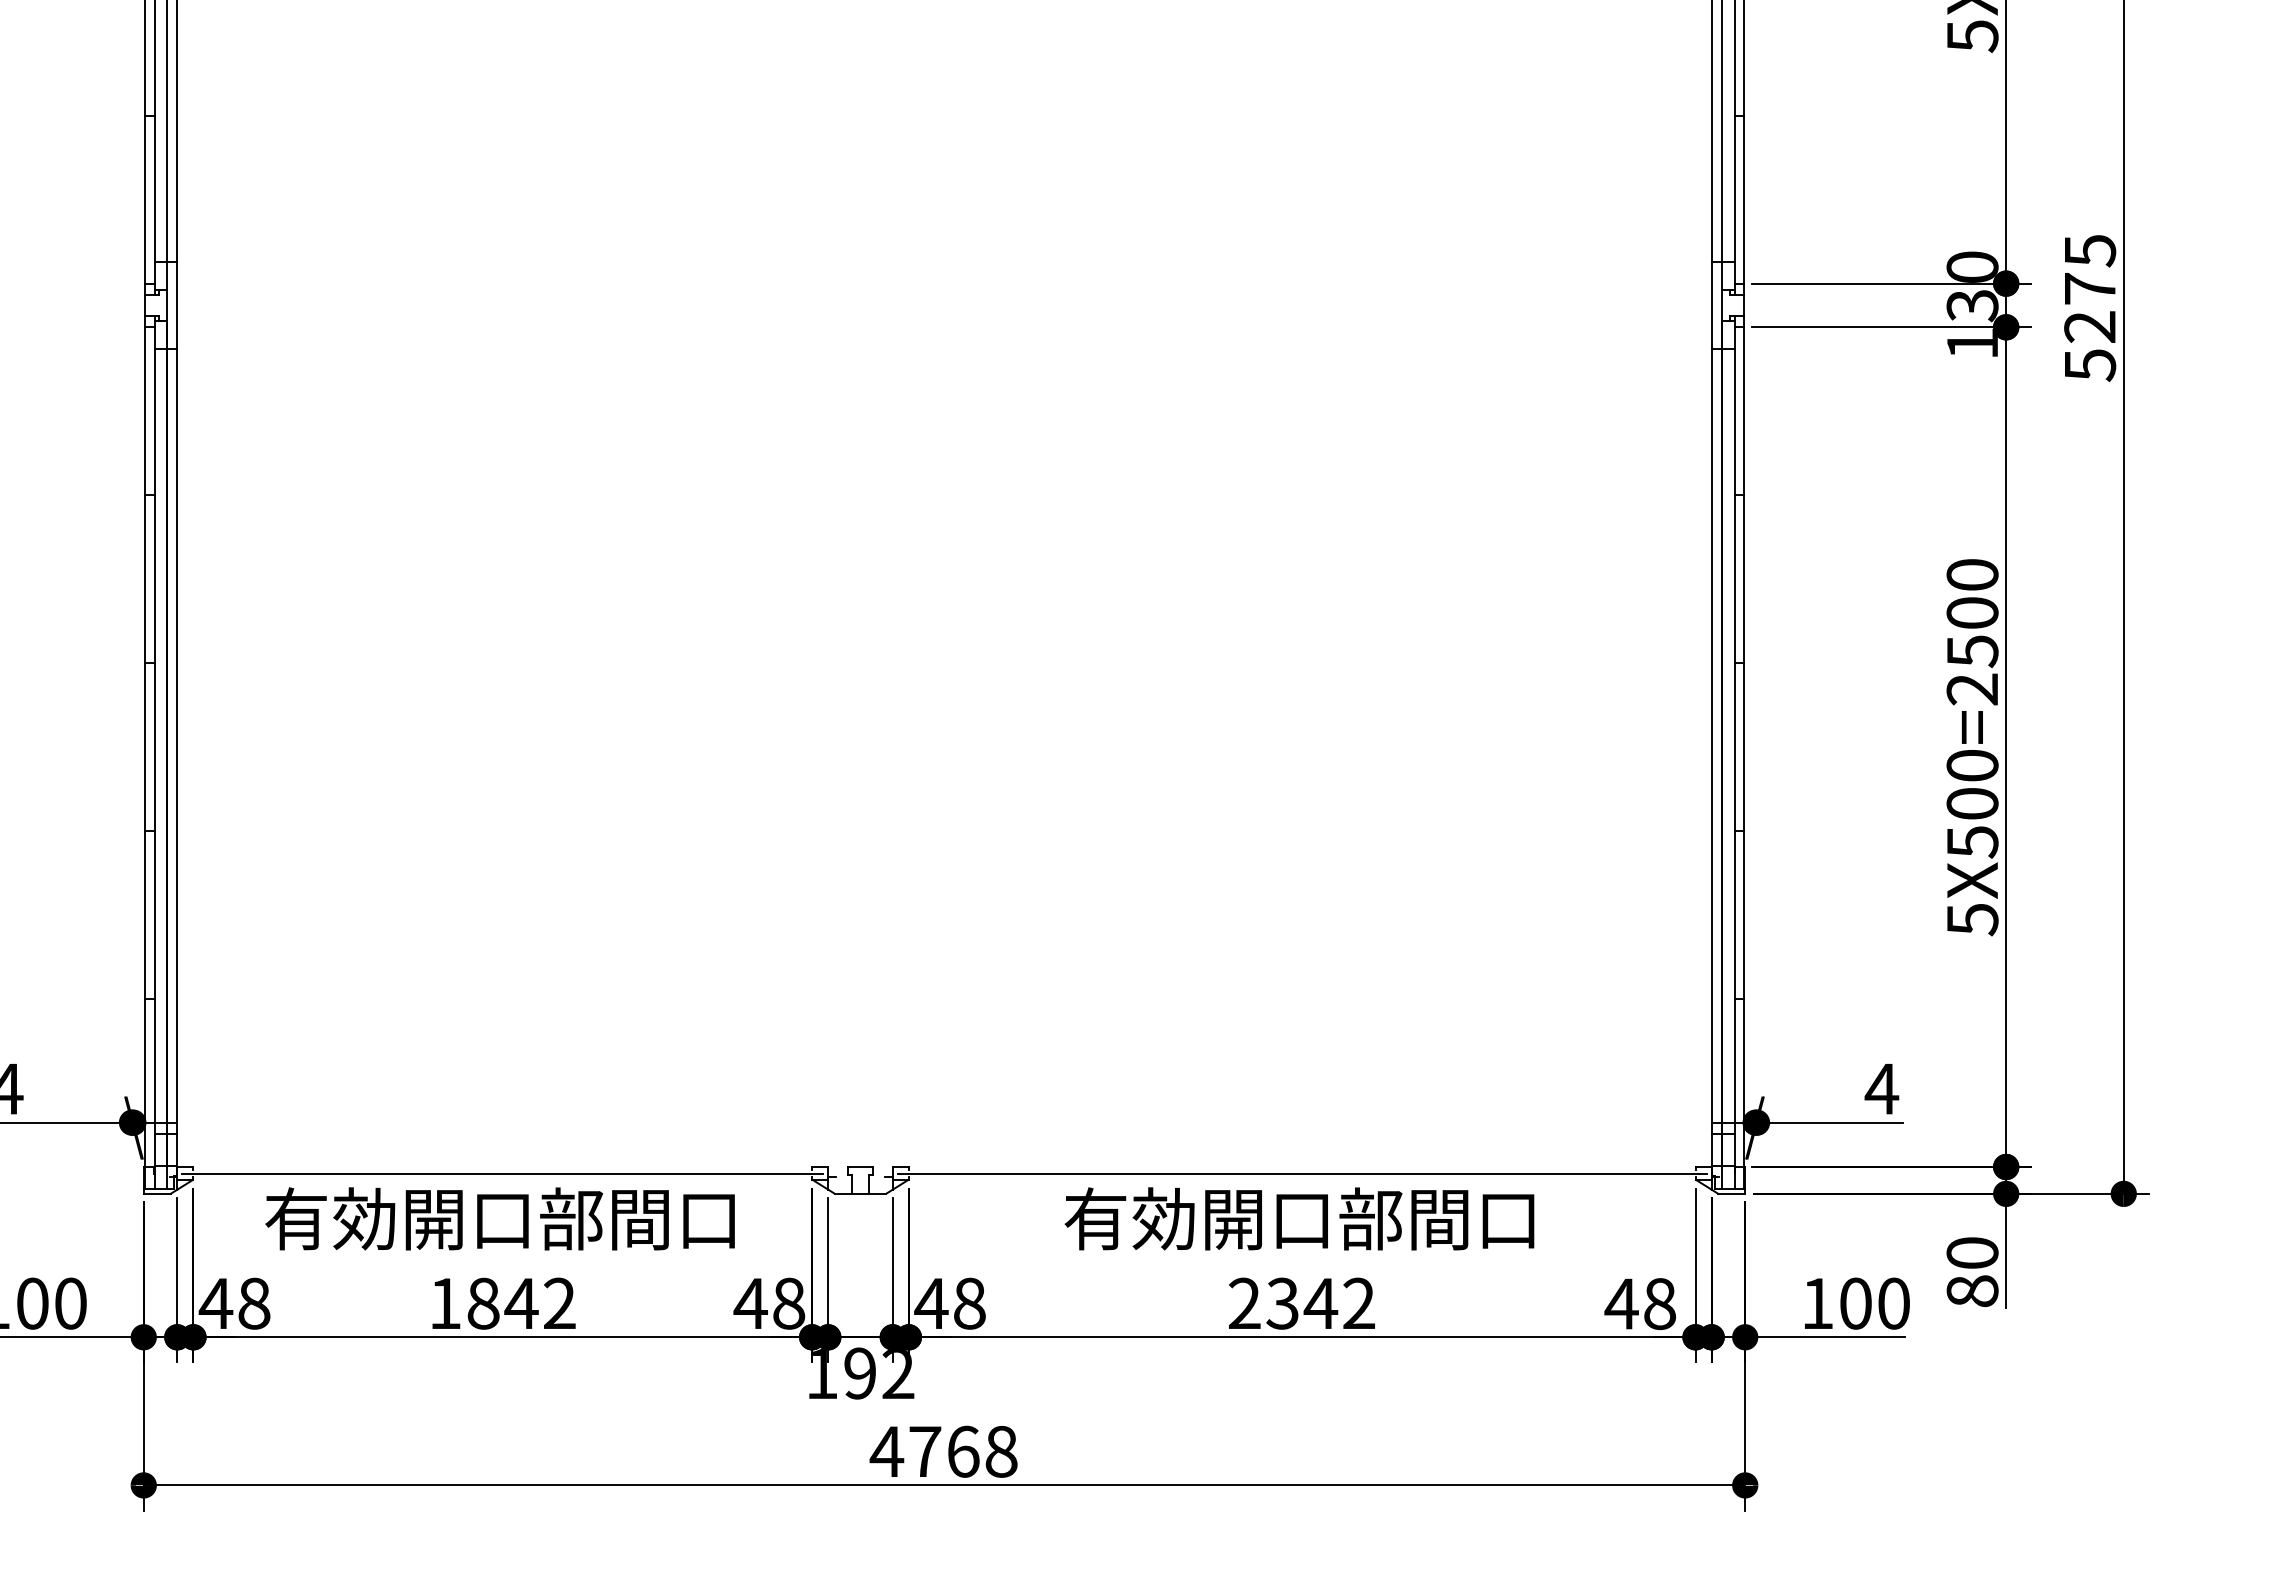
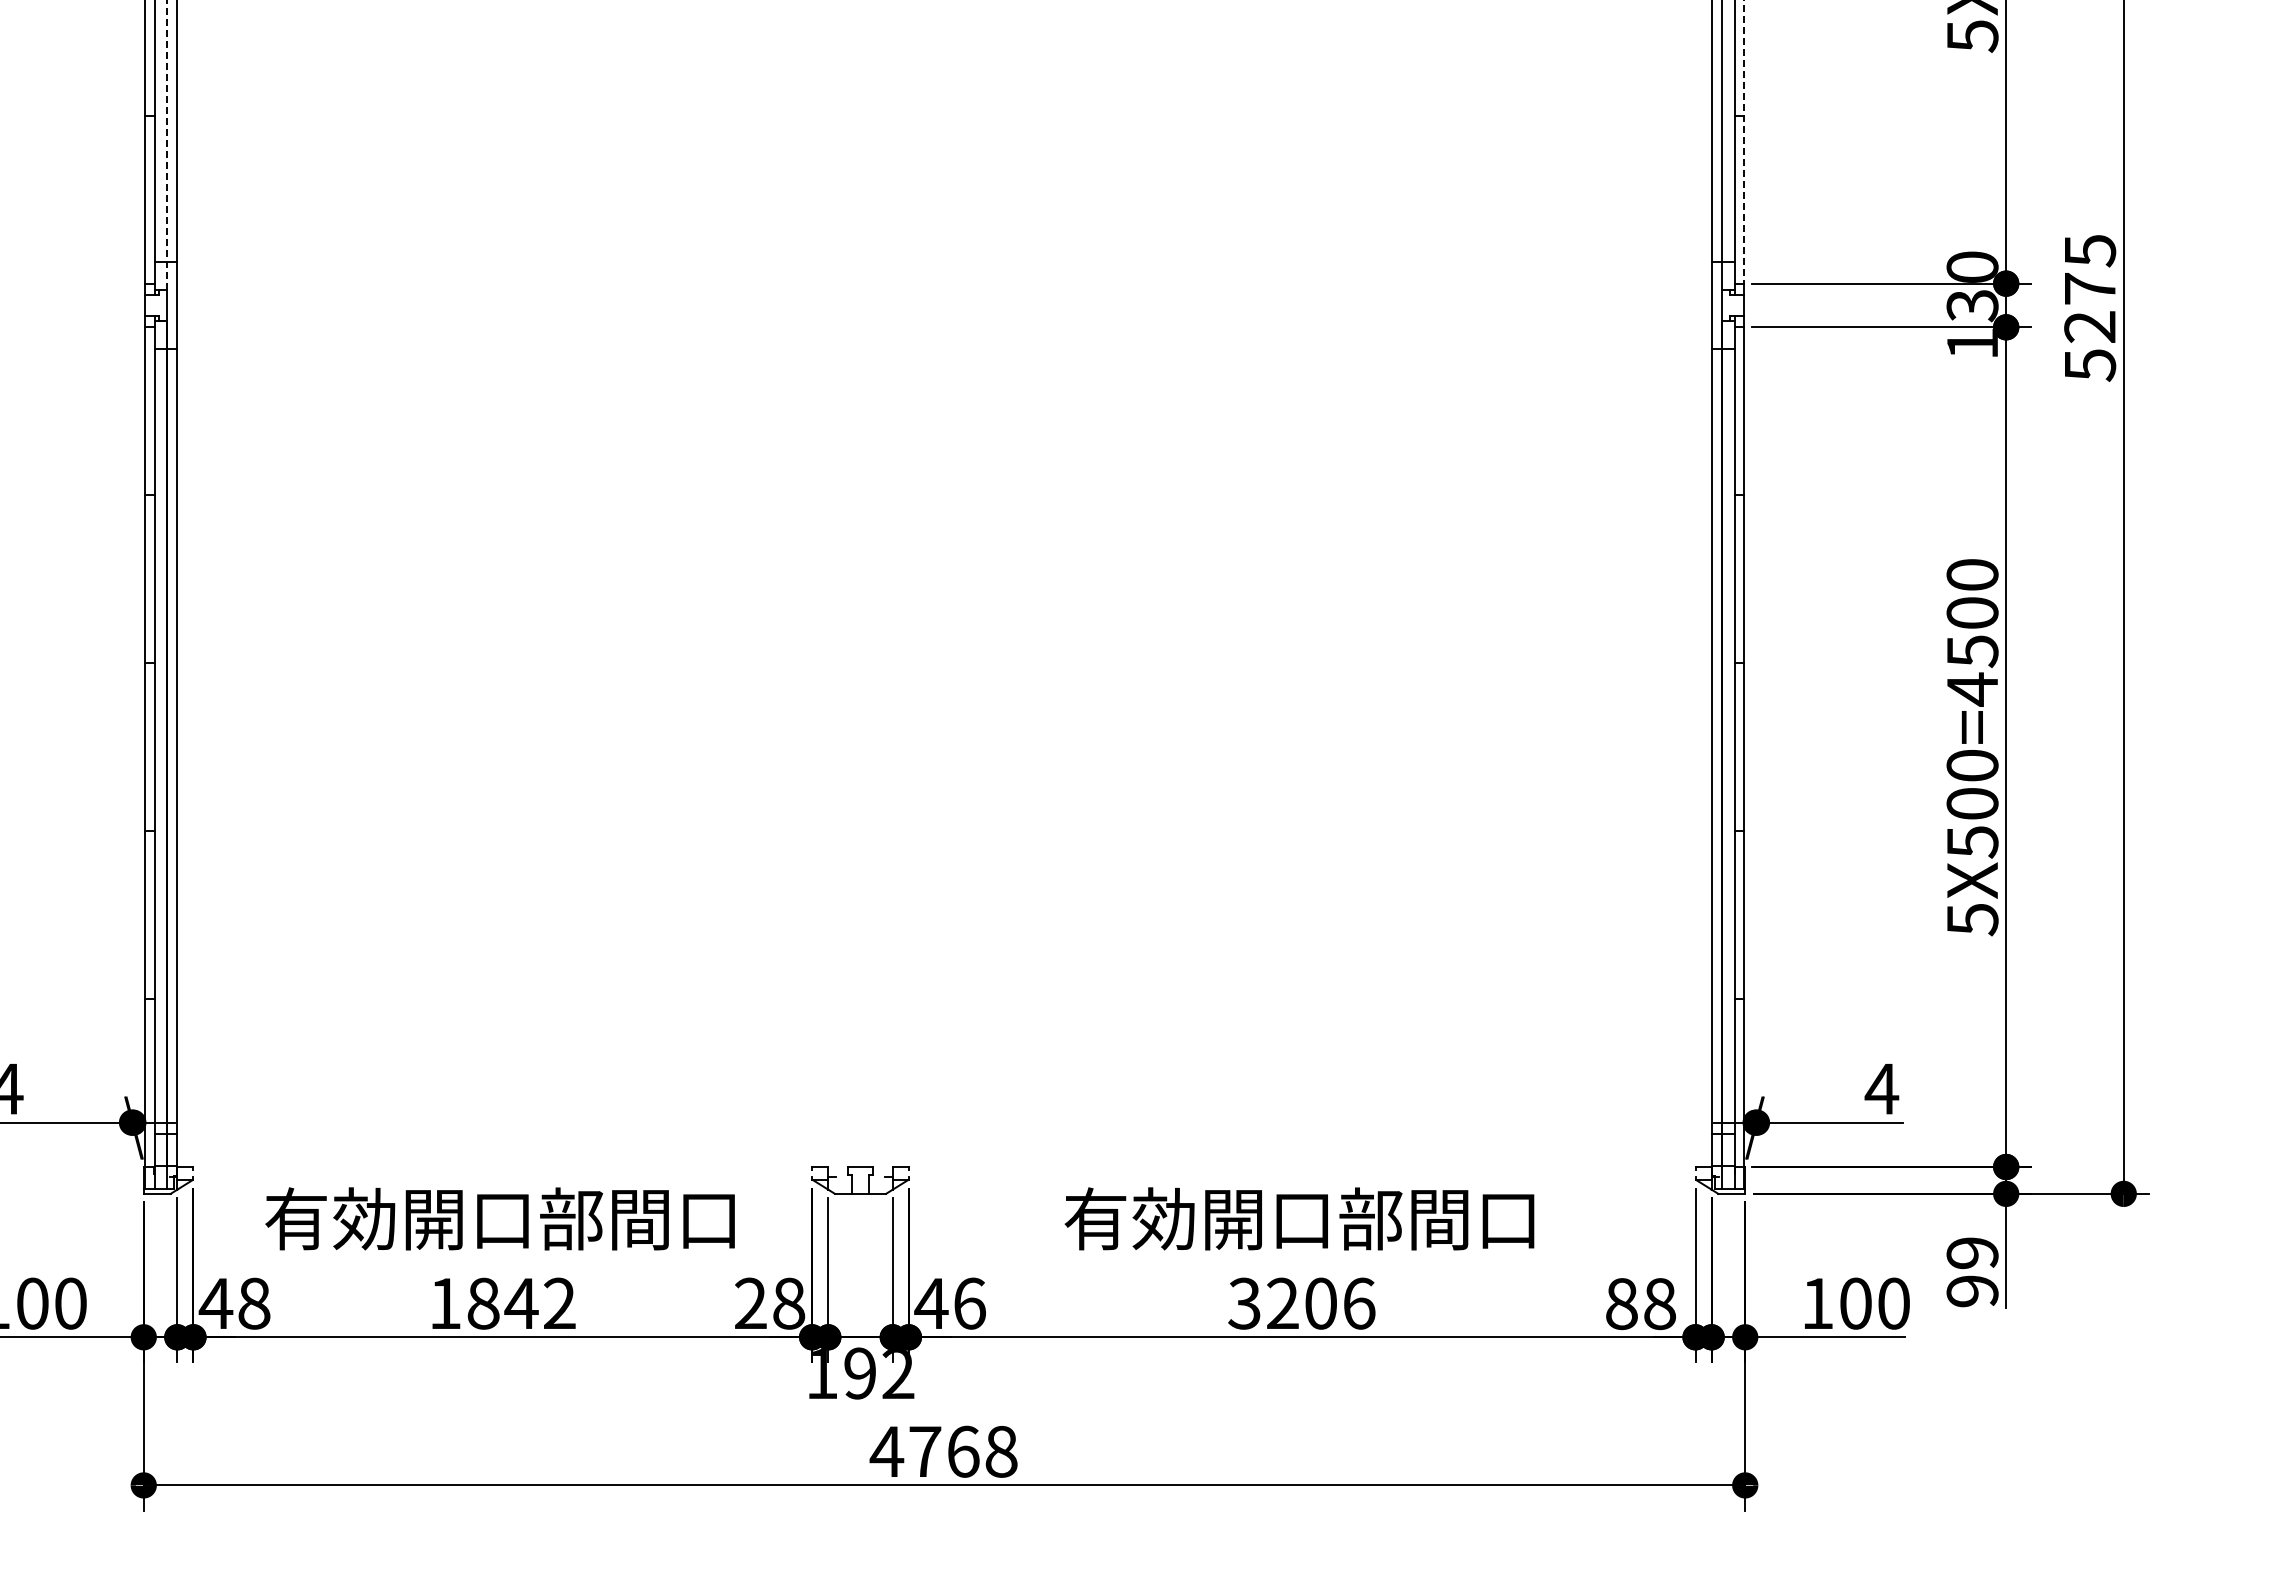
line: solid -> dashed (1743, 142)
line: solid -> dashed (166, 145)
text: 5X500=2500 -> 5X500=4500 (1971, 689)
line: present -> none (502, 1173)
line: present -> none (1301, 1173)
text: 80 -> 99 (1972, 1272)
text: 48 -> 28 (750, 1302)
text: 48 -> 46 (969, 1303)
text: 2342 -> 3206 (1301, 1303)
text: 48 -> 88 (1621, 1304)
